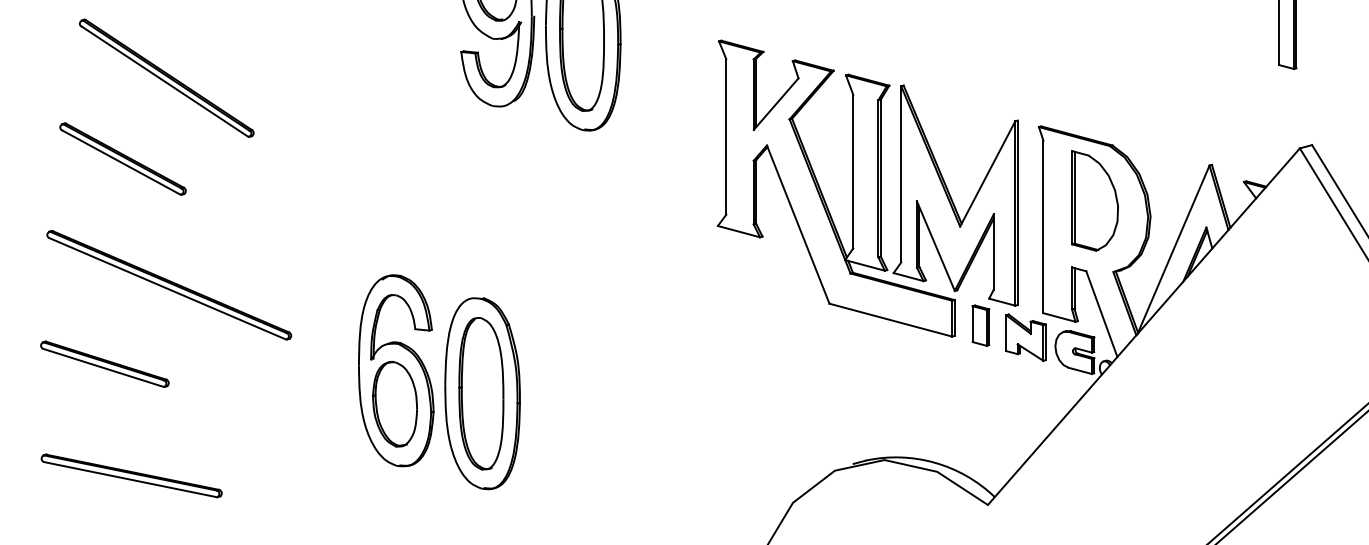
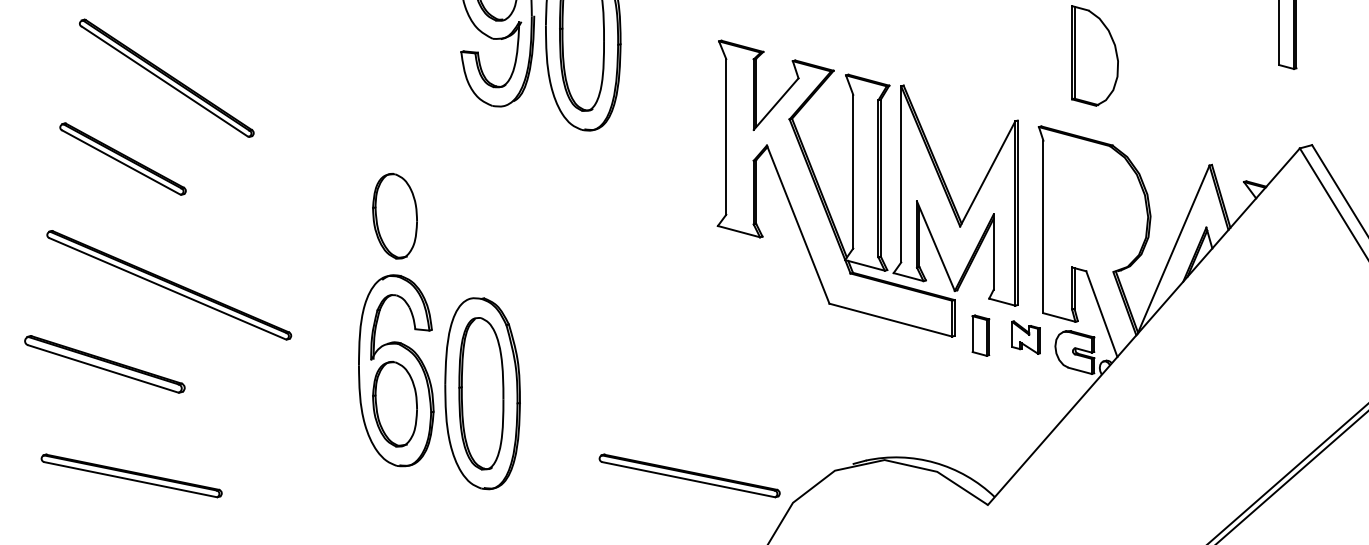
part position: (1094, 200) -> (1094, 55) (1094, 55)
part: none -> present (394, 216)
part position: (980, 325) -> (980, 335) (980, 335)
part size: 42x49 px -> 30x35 px (1025, 337)
part size: 130x48 px -> 162x59 px (104, 364)
part: none -> present (689, 475)
